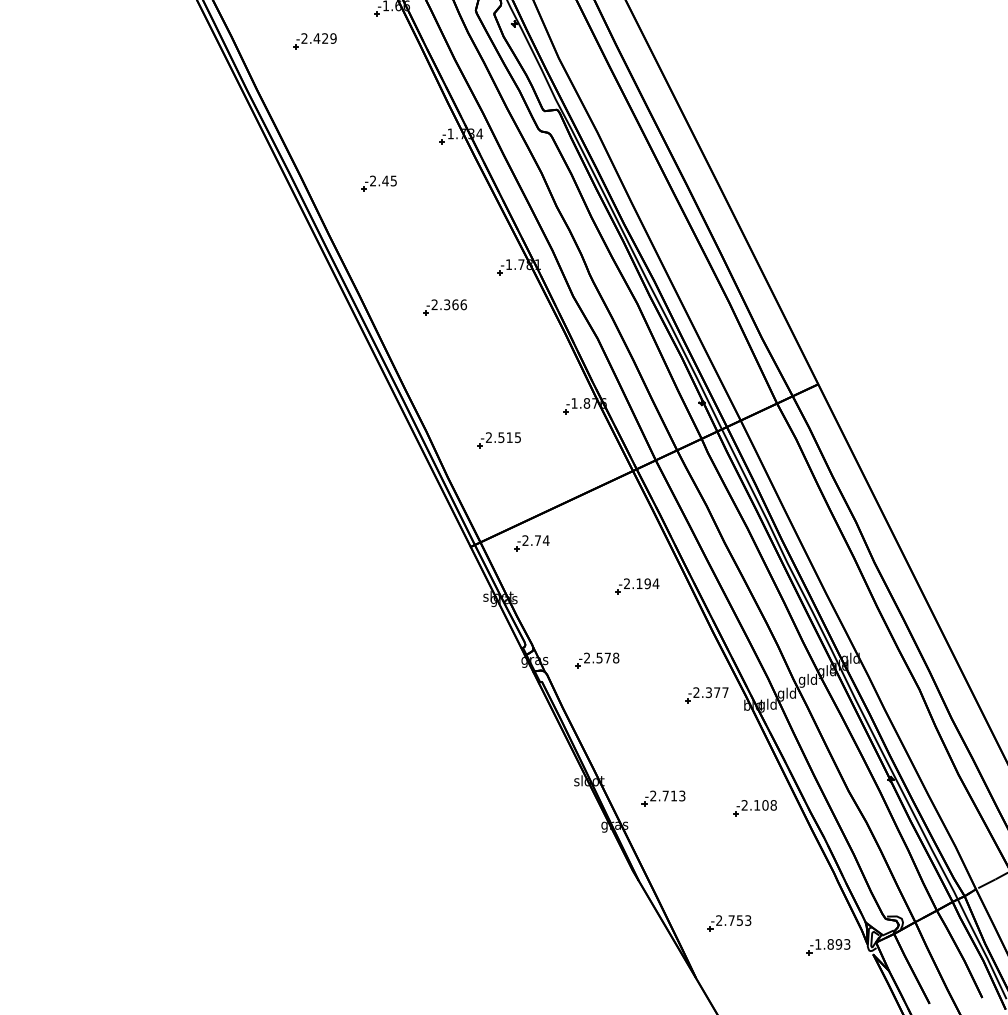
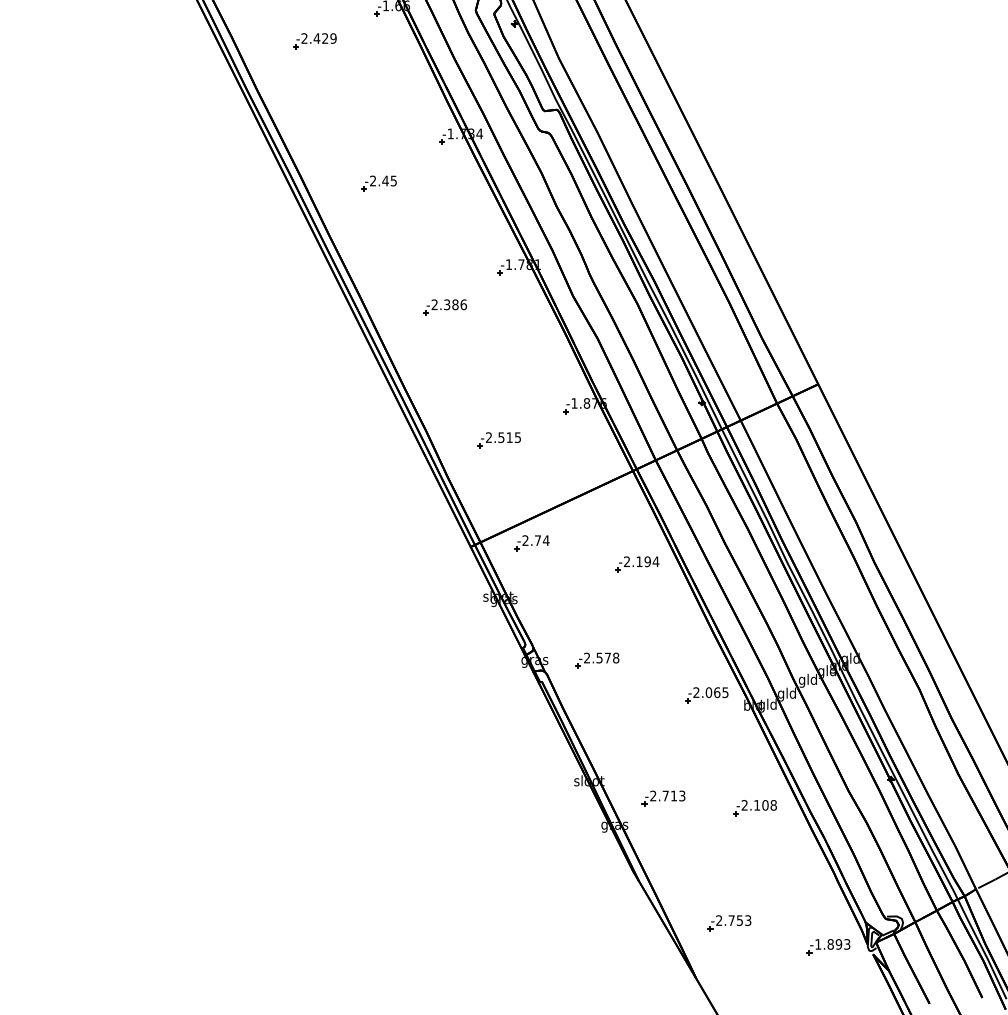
text: -2.366 -> -2.386 (455, 304)
part position: (637, 586) -> (637, 564) (637, 564)
text: -2.377 -> -2.065 (716, 692)
